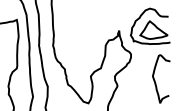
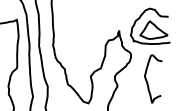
curve position: (155, 80) -> (147, 80) (147, 80)
